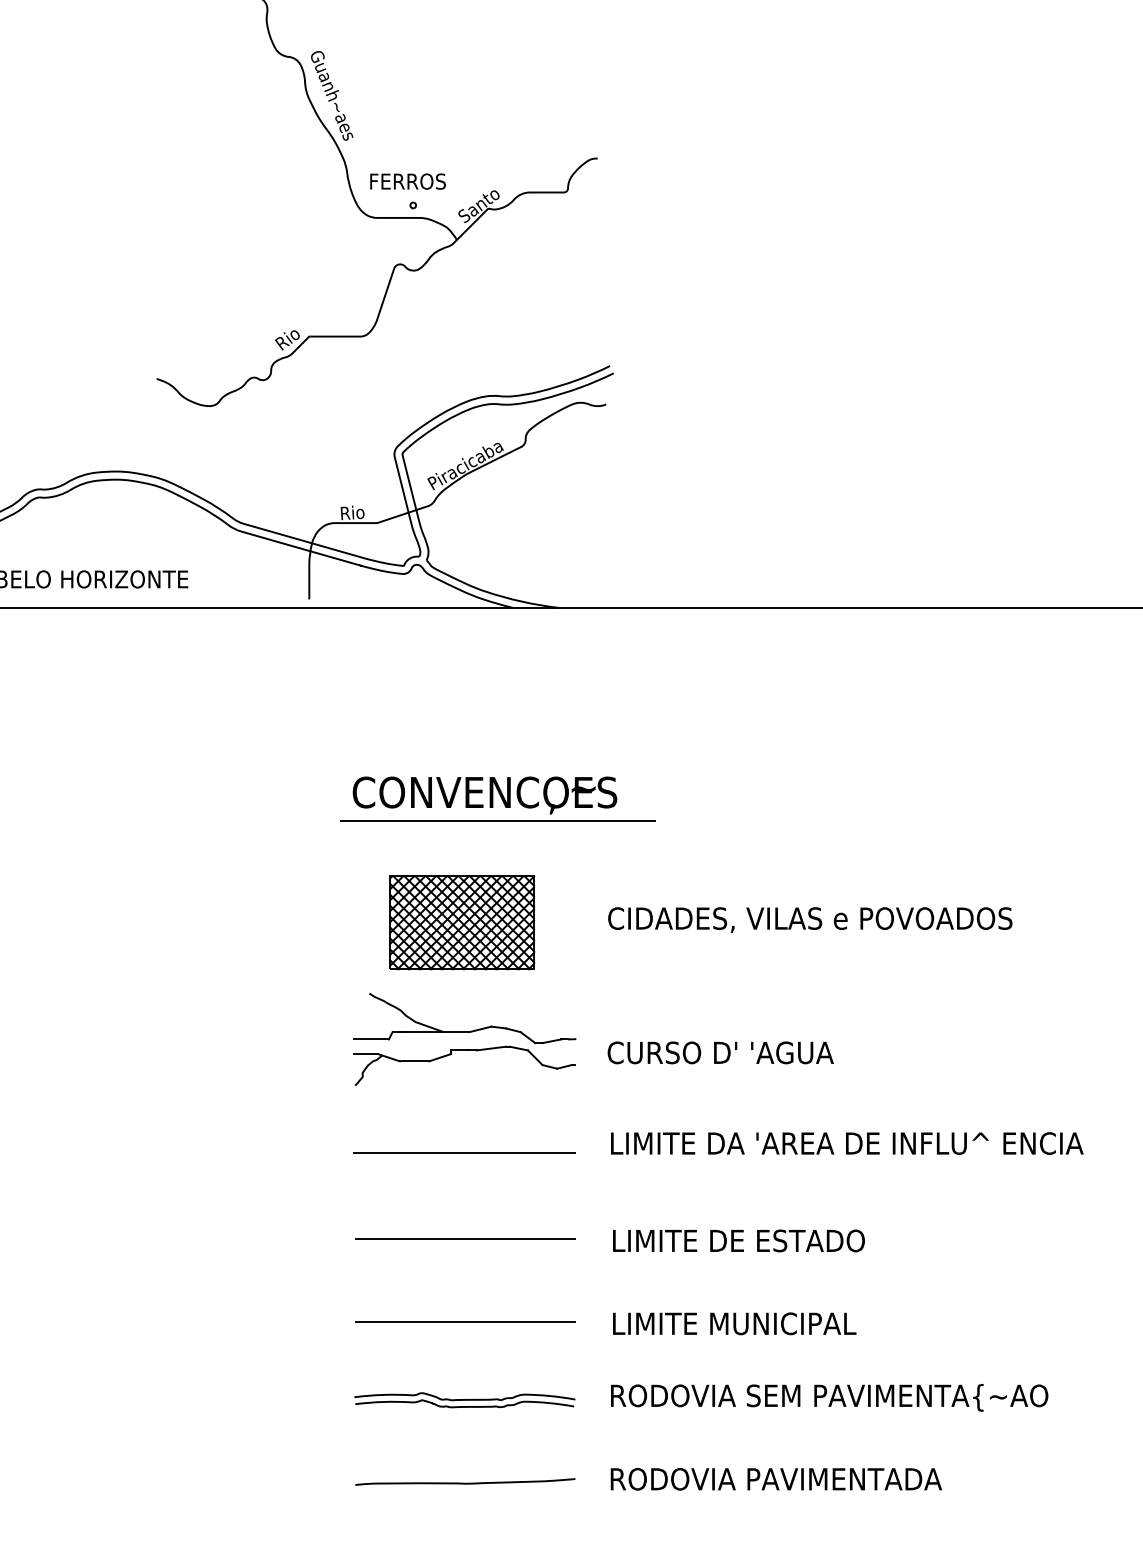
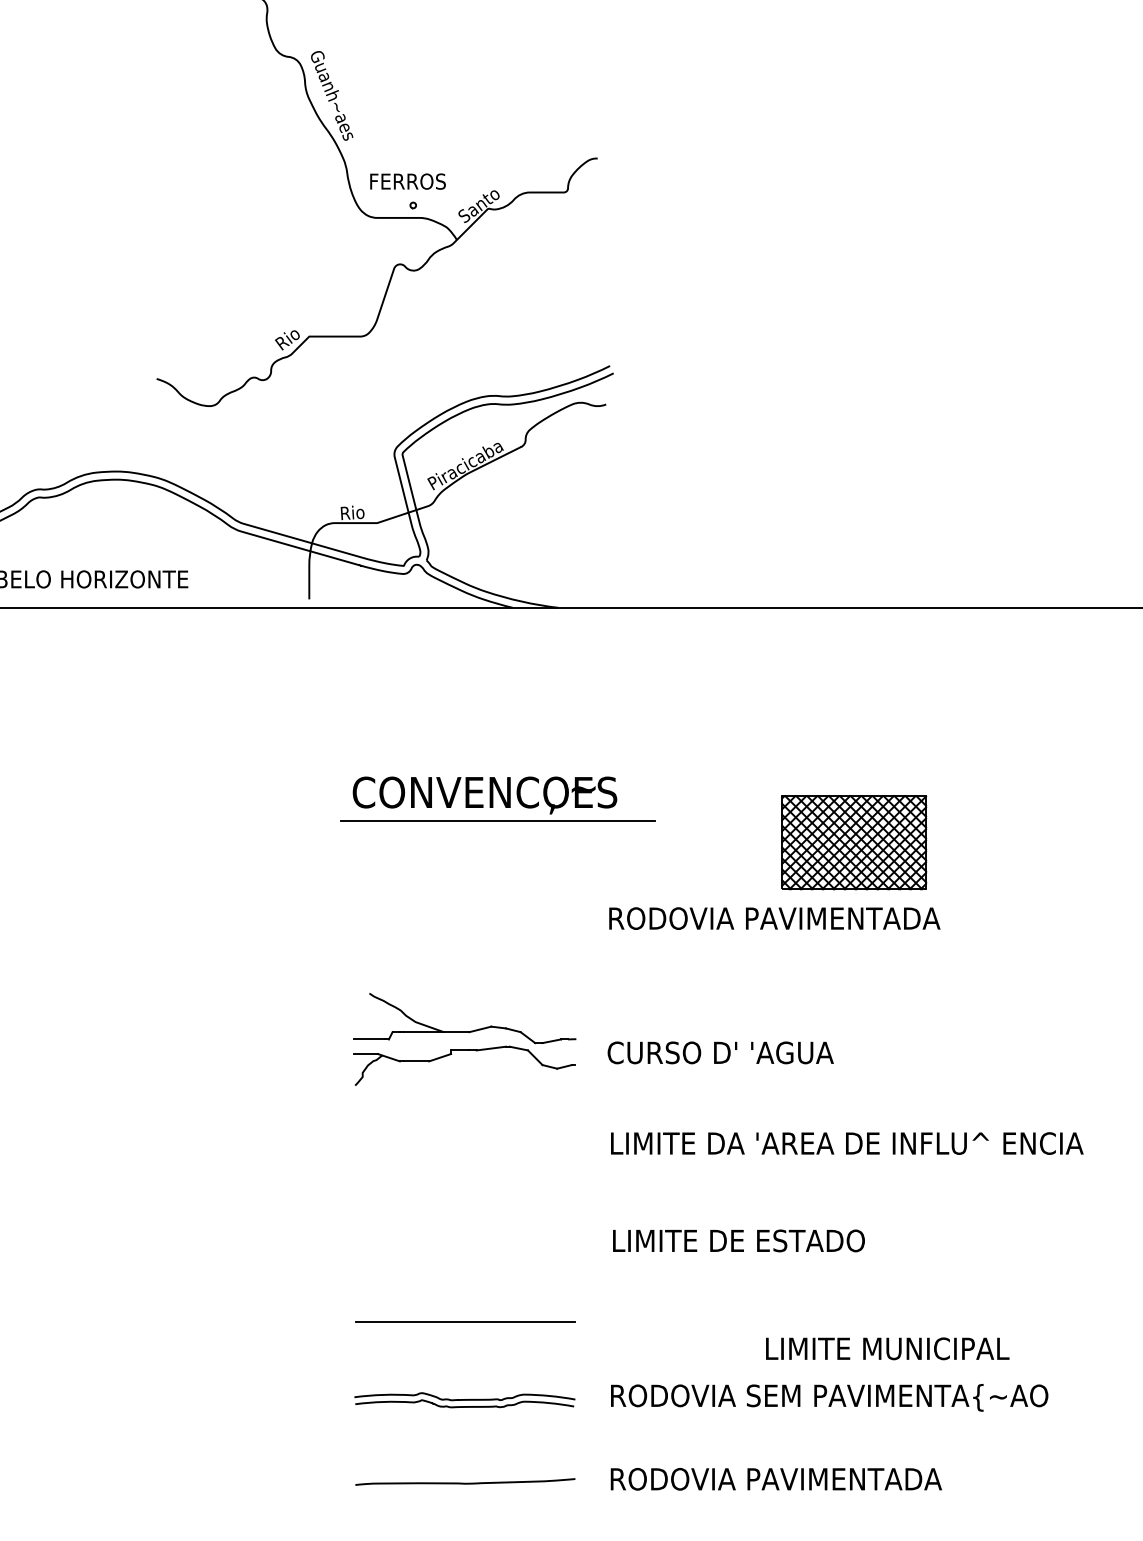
text: CIDADES, VILAS e POVOADOS -> RODOVIA PAVIMENTADA (810, 920)
part position: (462, 922) -> (854, 842) (854, 842)
line: present -> none (464, 1153)
line: present -> none (465, 1239)
text position: (734, 1323) -> (887, 1348) (887, 1348)
